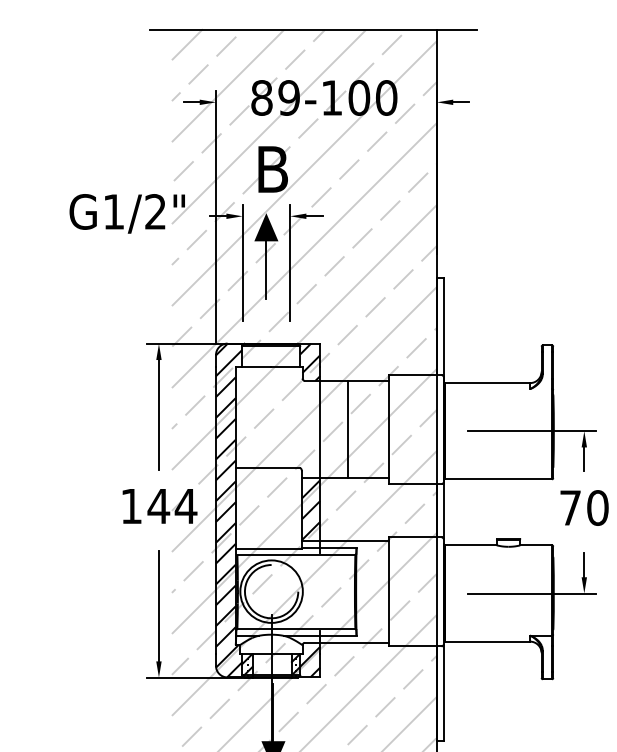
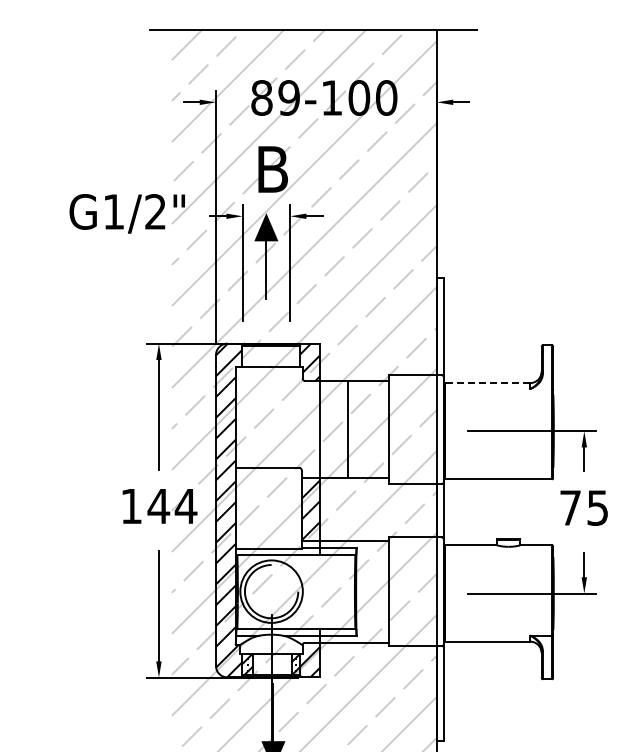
line: solid -> dashed (487, 383)
text: 70 -> 75 (597, 507)
